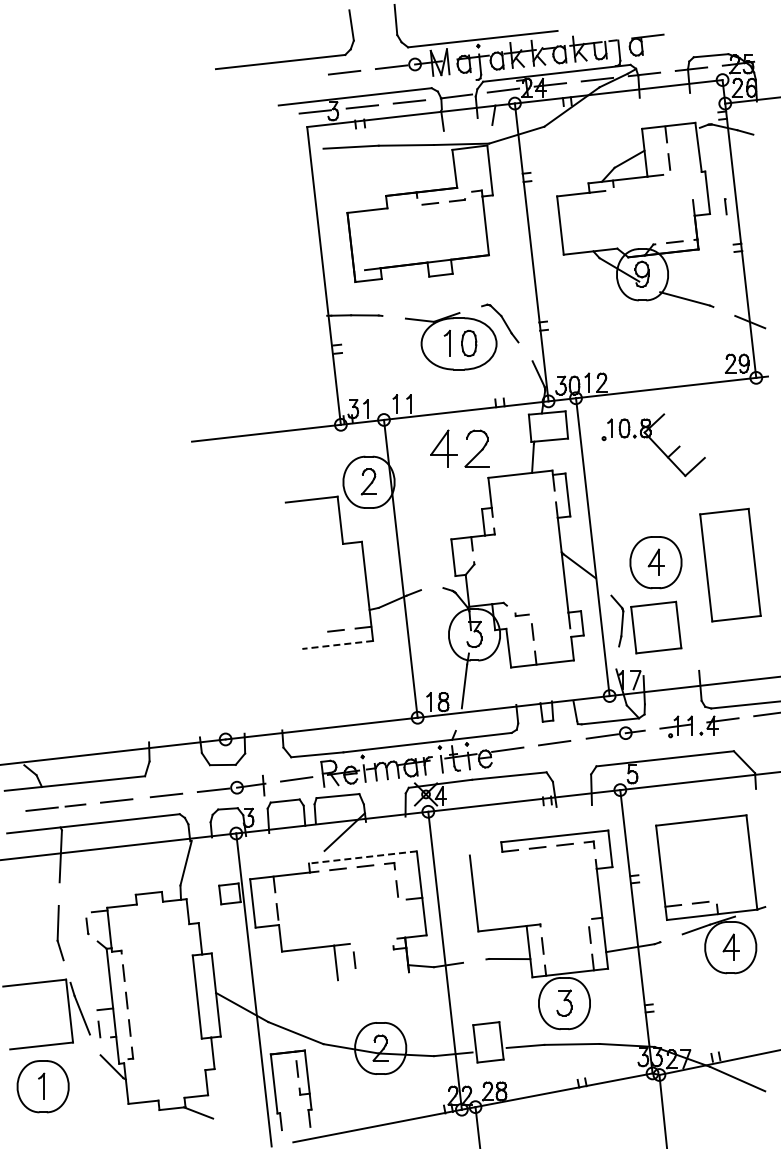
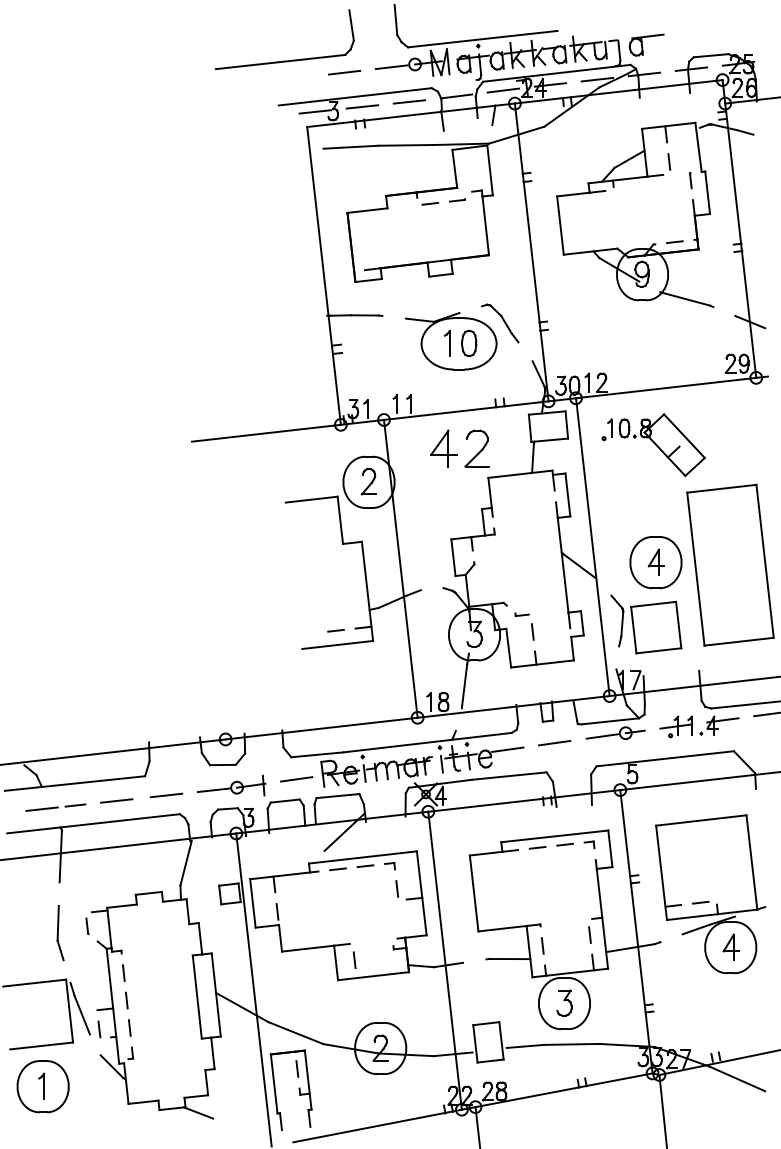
line position: (725, 206) -> (690, 180) (690, 180)
line: none -> present (684, 435)
part size: 63x116 px -> 89x164 px (730, 564)
line: dashed -> solid (337, 644)
line: none -> present (485, 853)
line: dashed -> solid (362, 857)
line: none -> present (373, 976)
